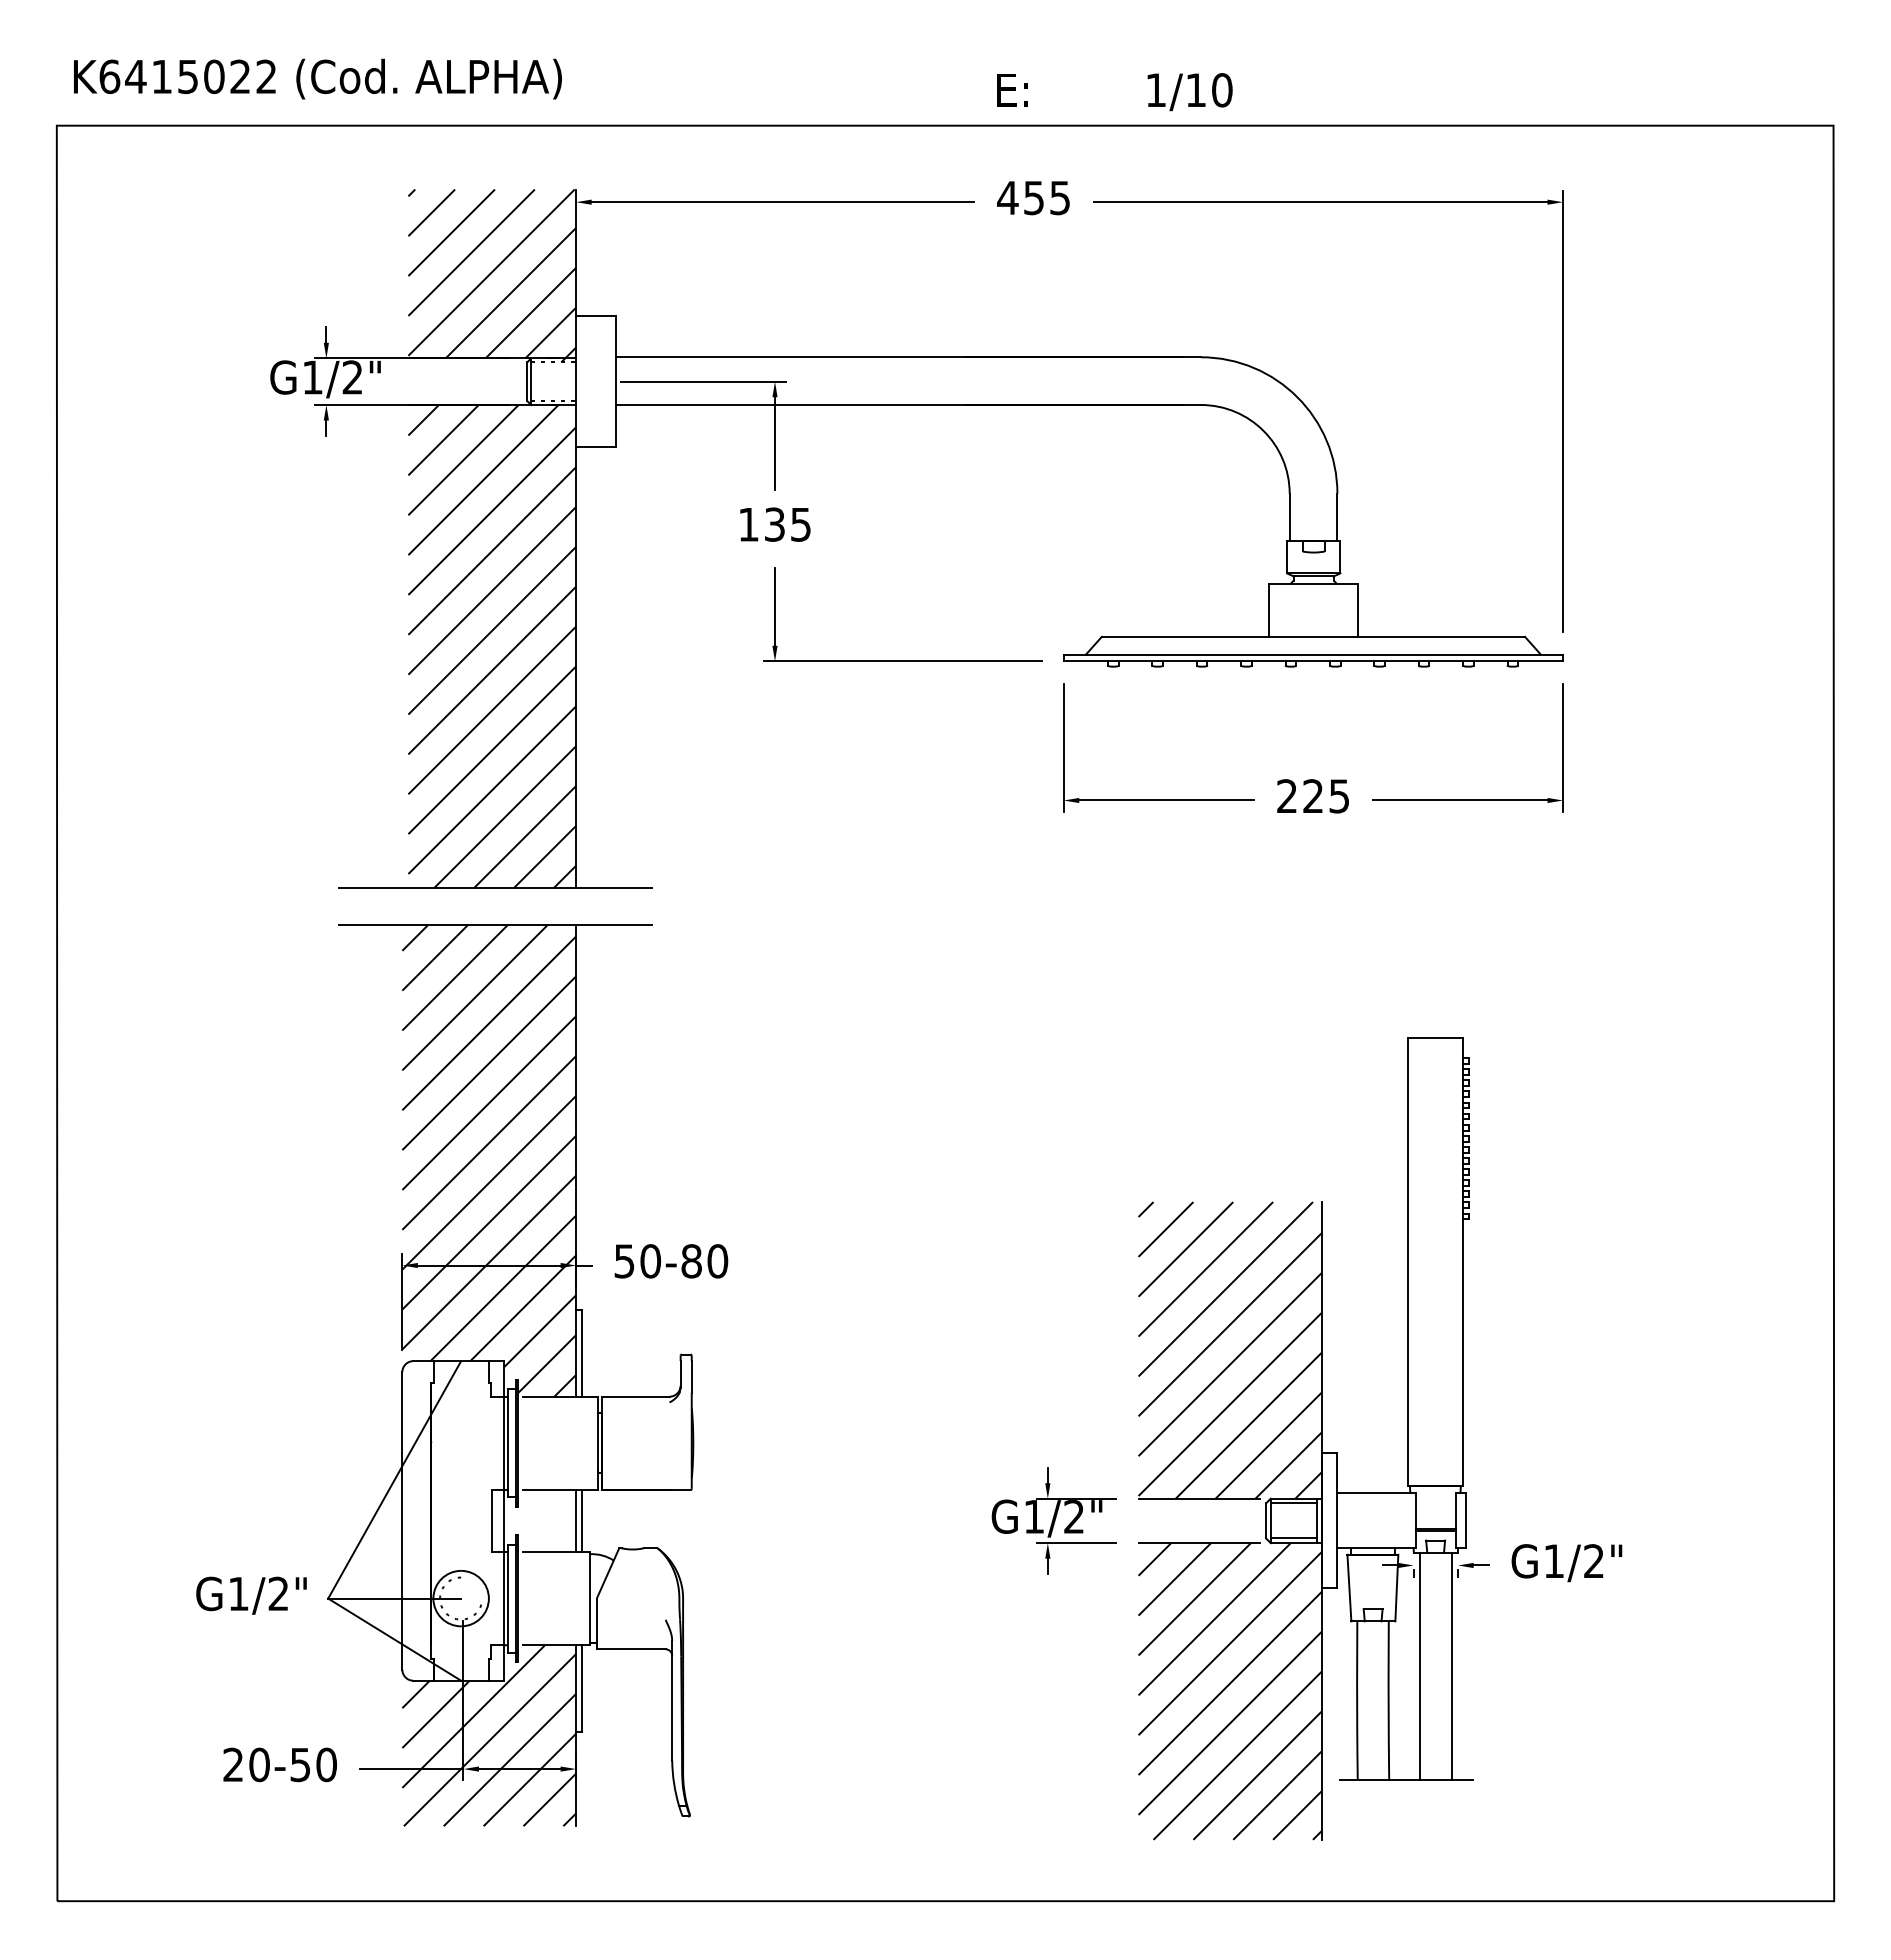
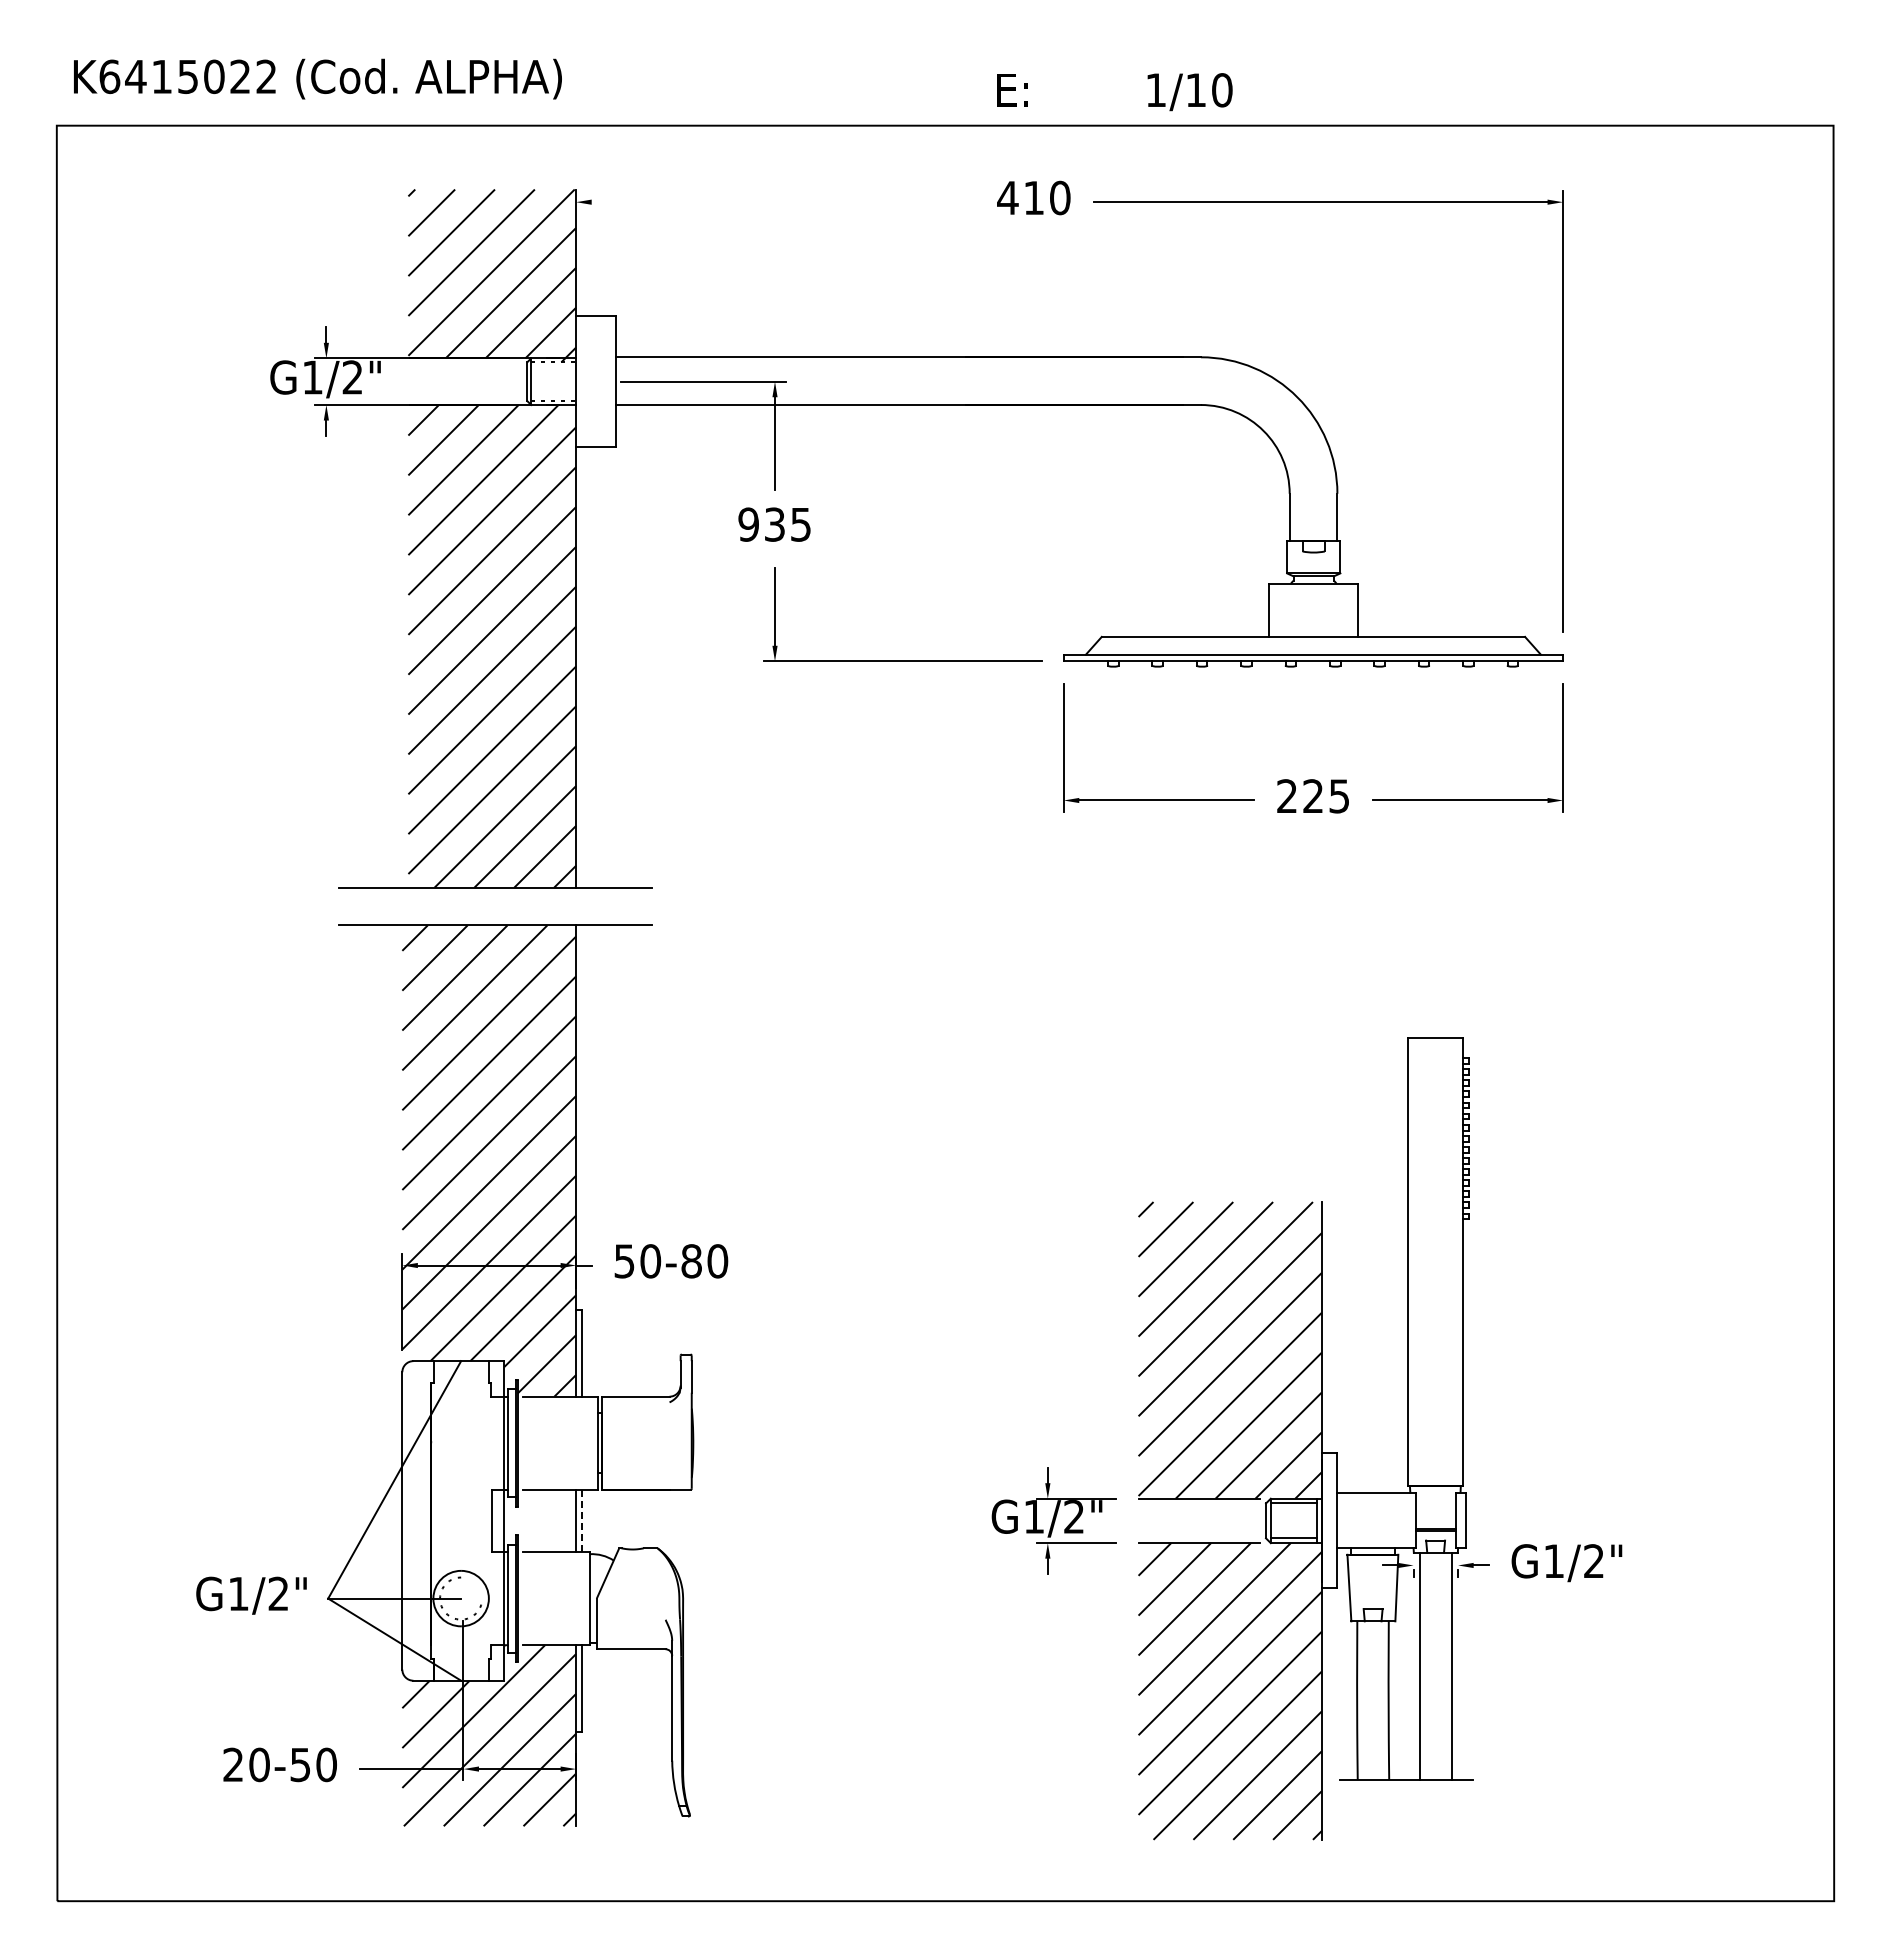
text: 455 -> 410 (1047, 197)
line: present -> none (782, 202)
text: 135 -> 935 (748, 524)
line: solid -> dashed (581, 1521)
